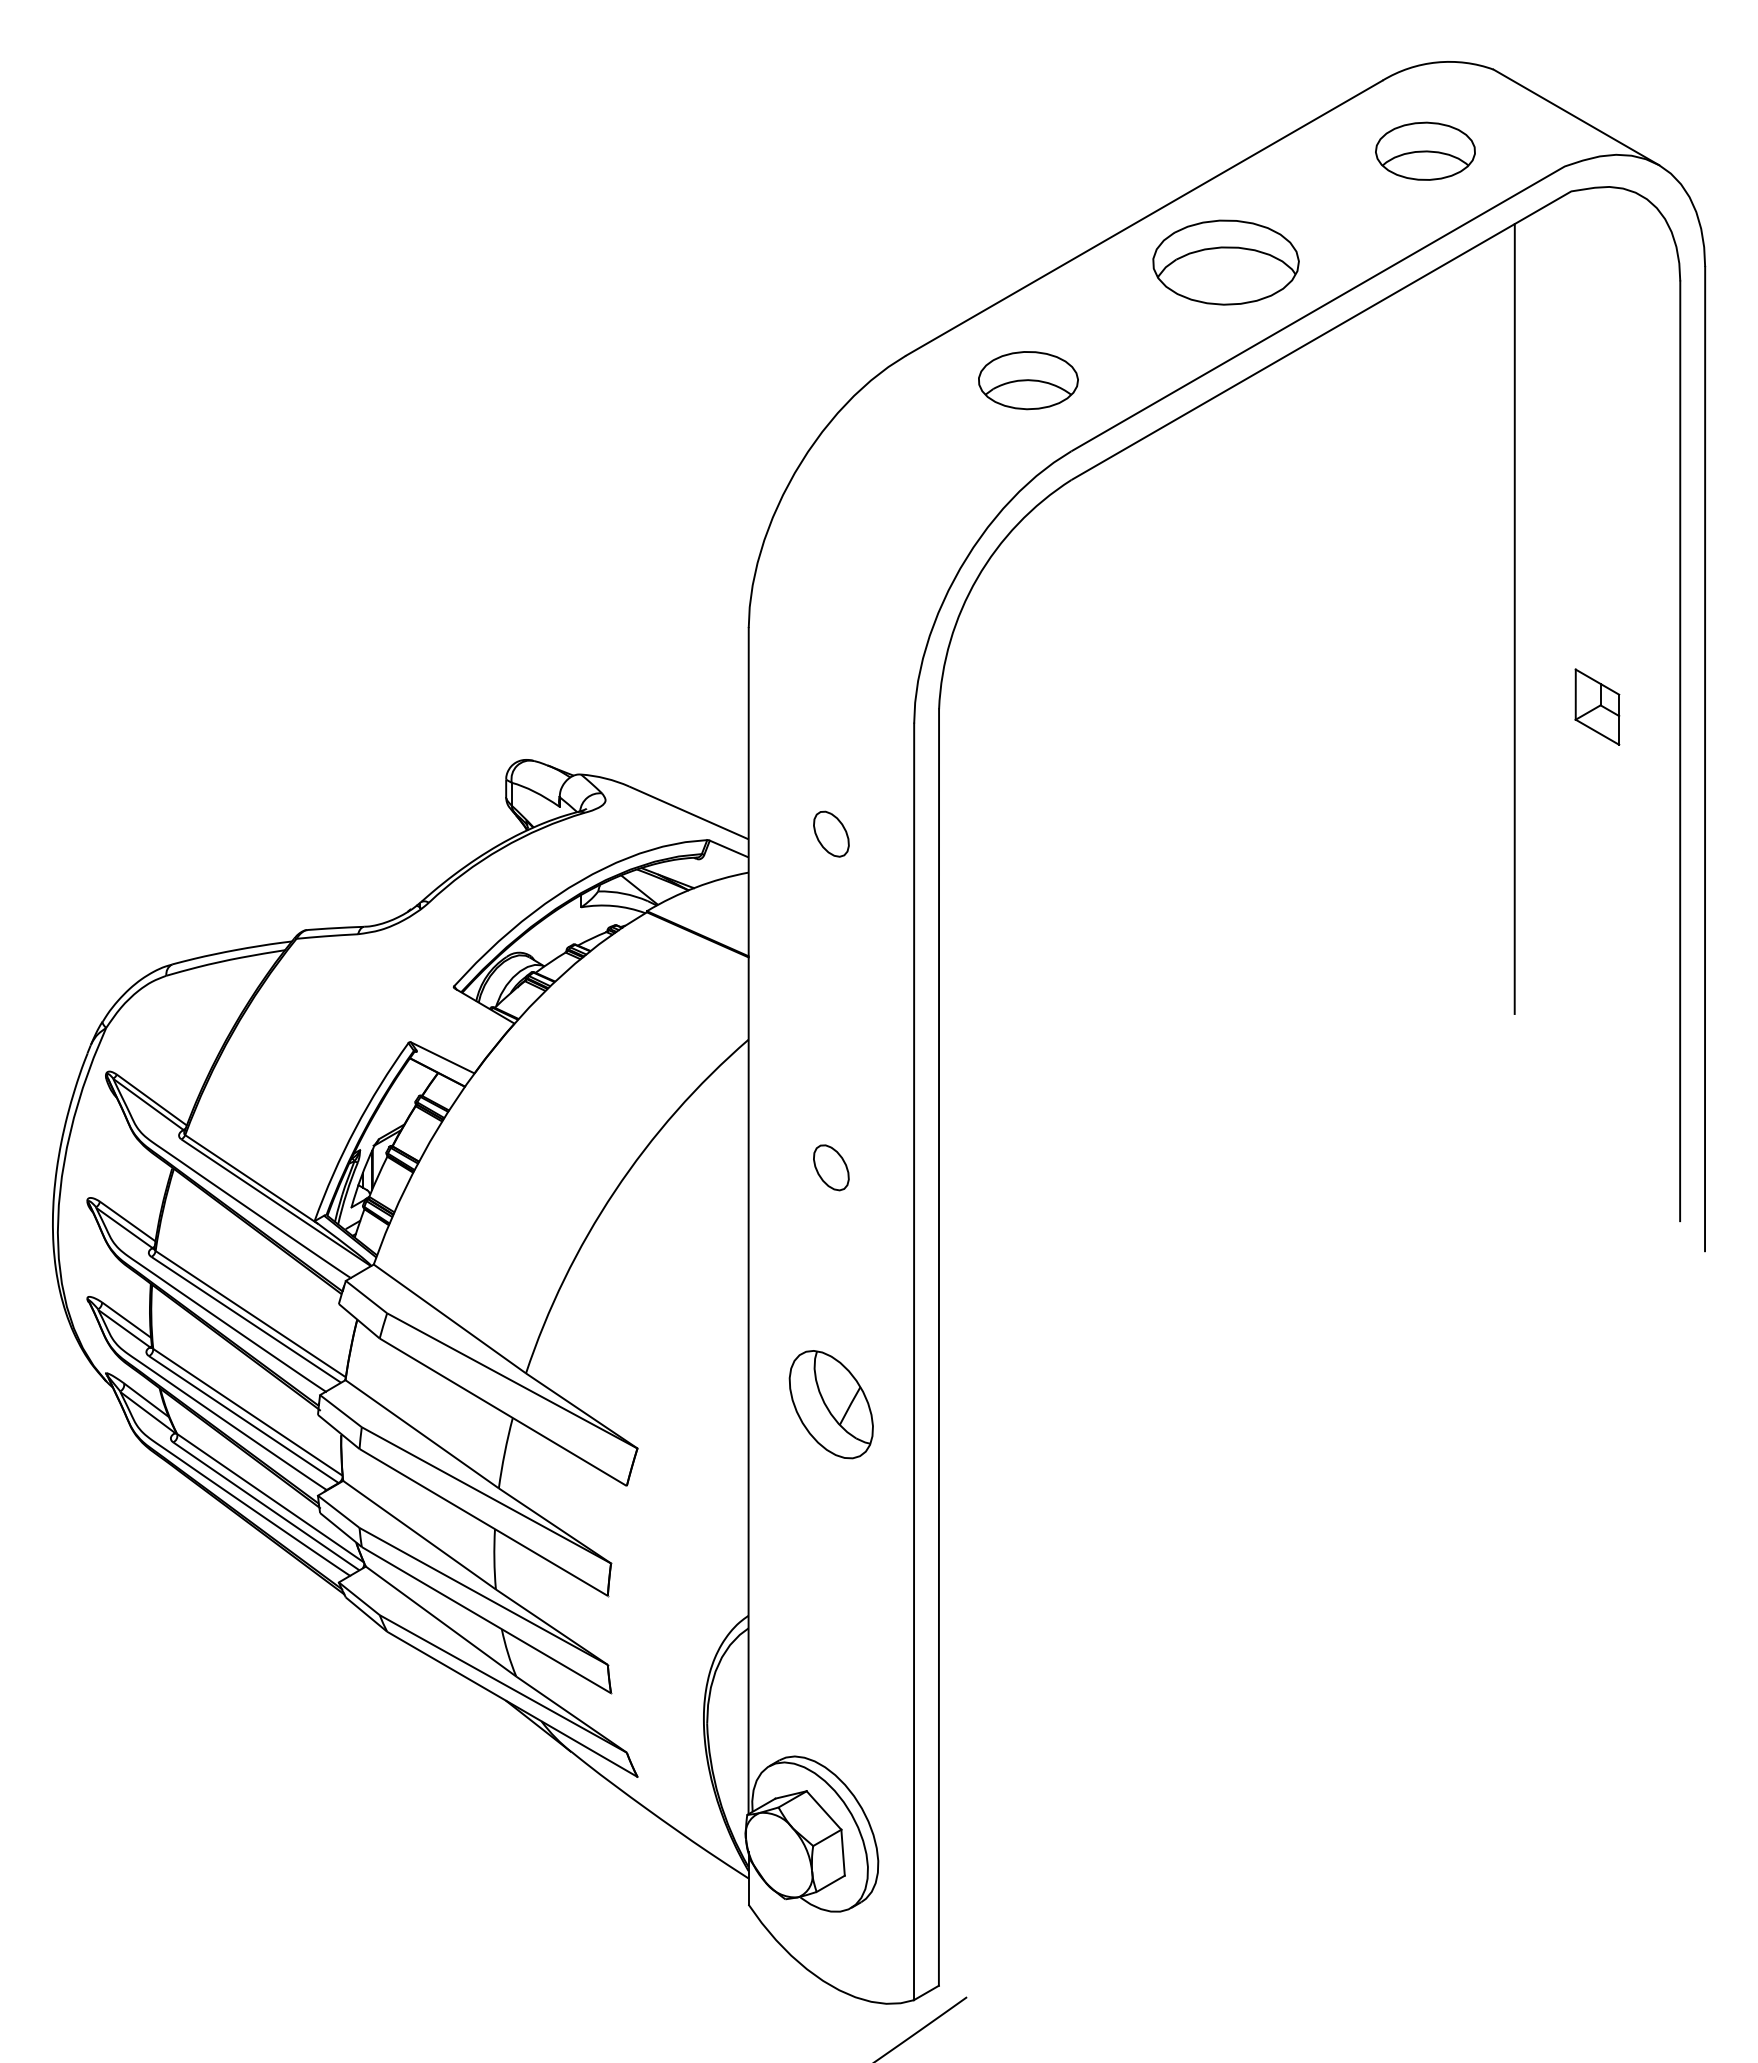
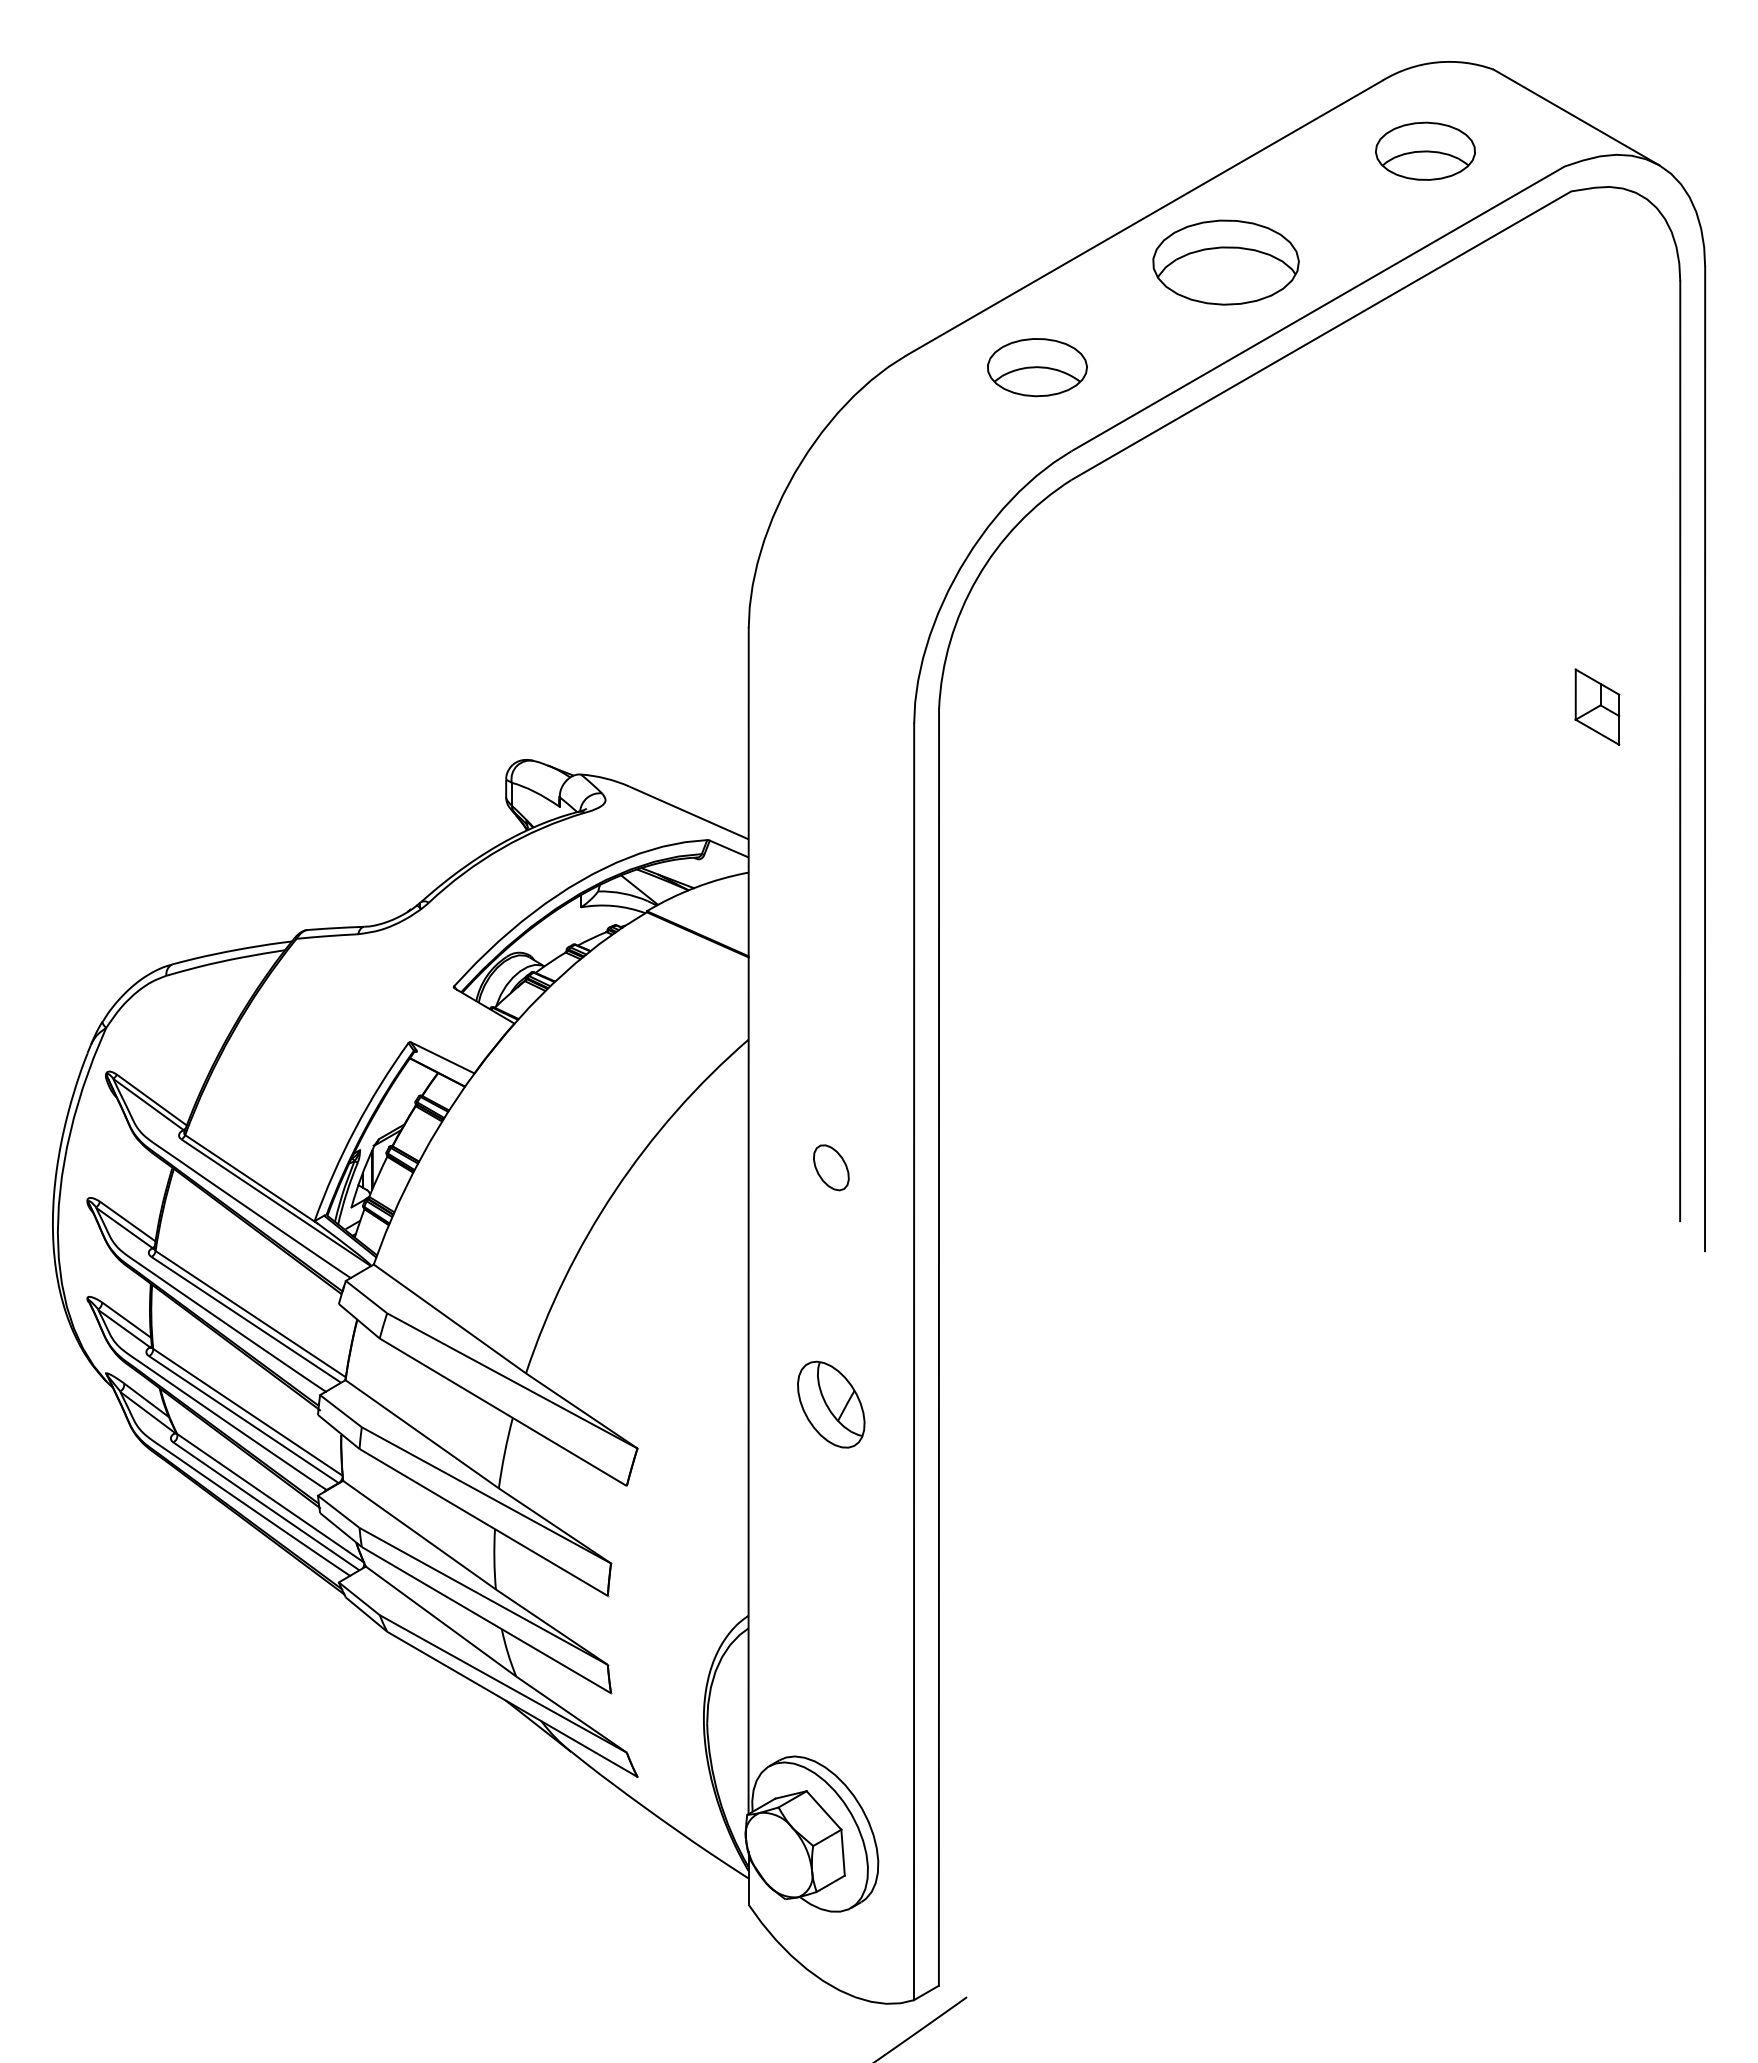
part position: (1028, 380) -> (1037, 367) (1037, 367)
line: present -> none (1514, 618)
part: present -> none (831, 833)
part size: 86x110 px -> 69x89 px (831, 1404)
